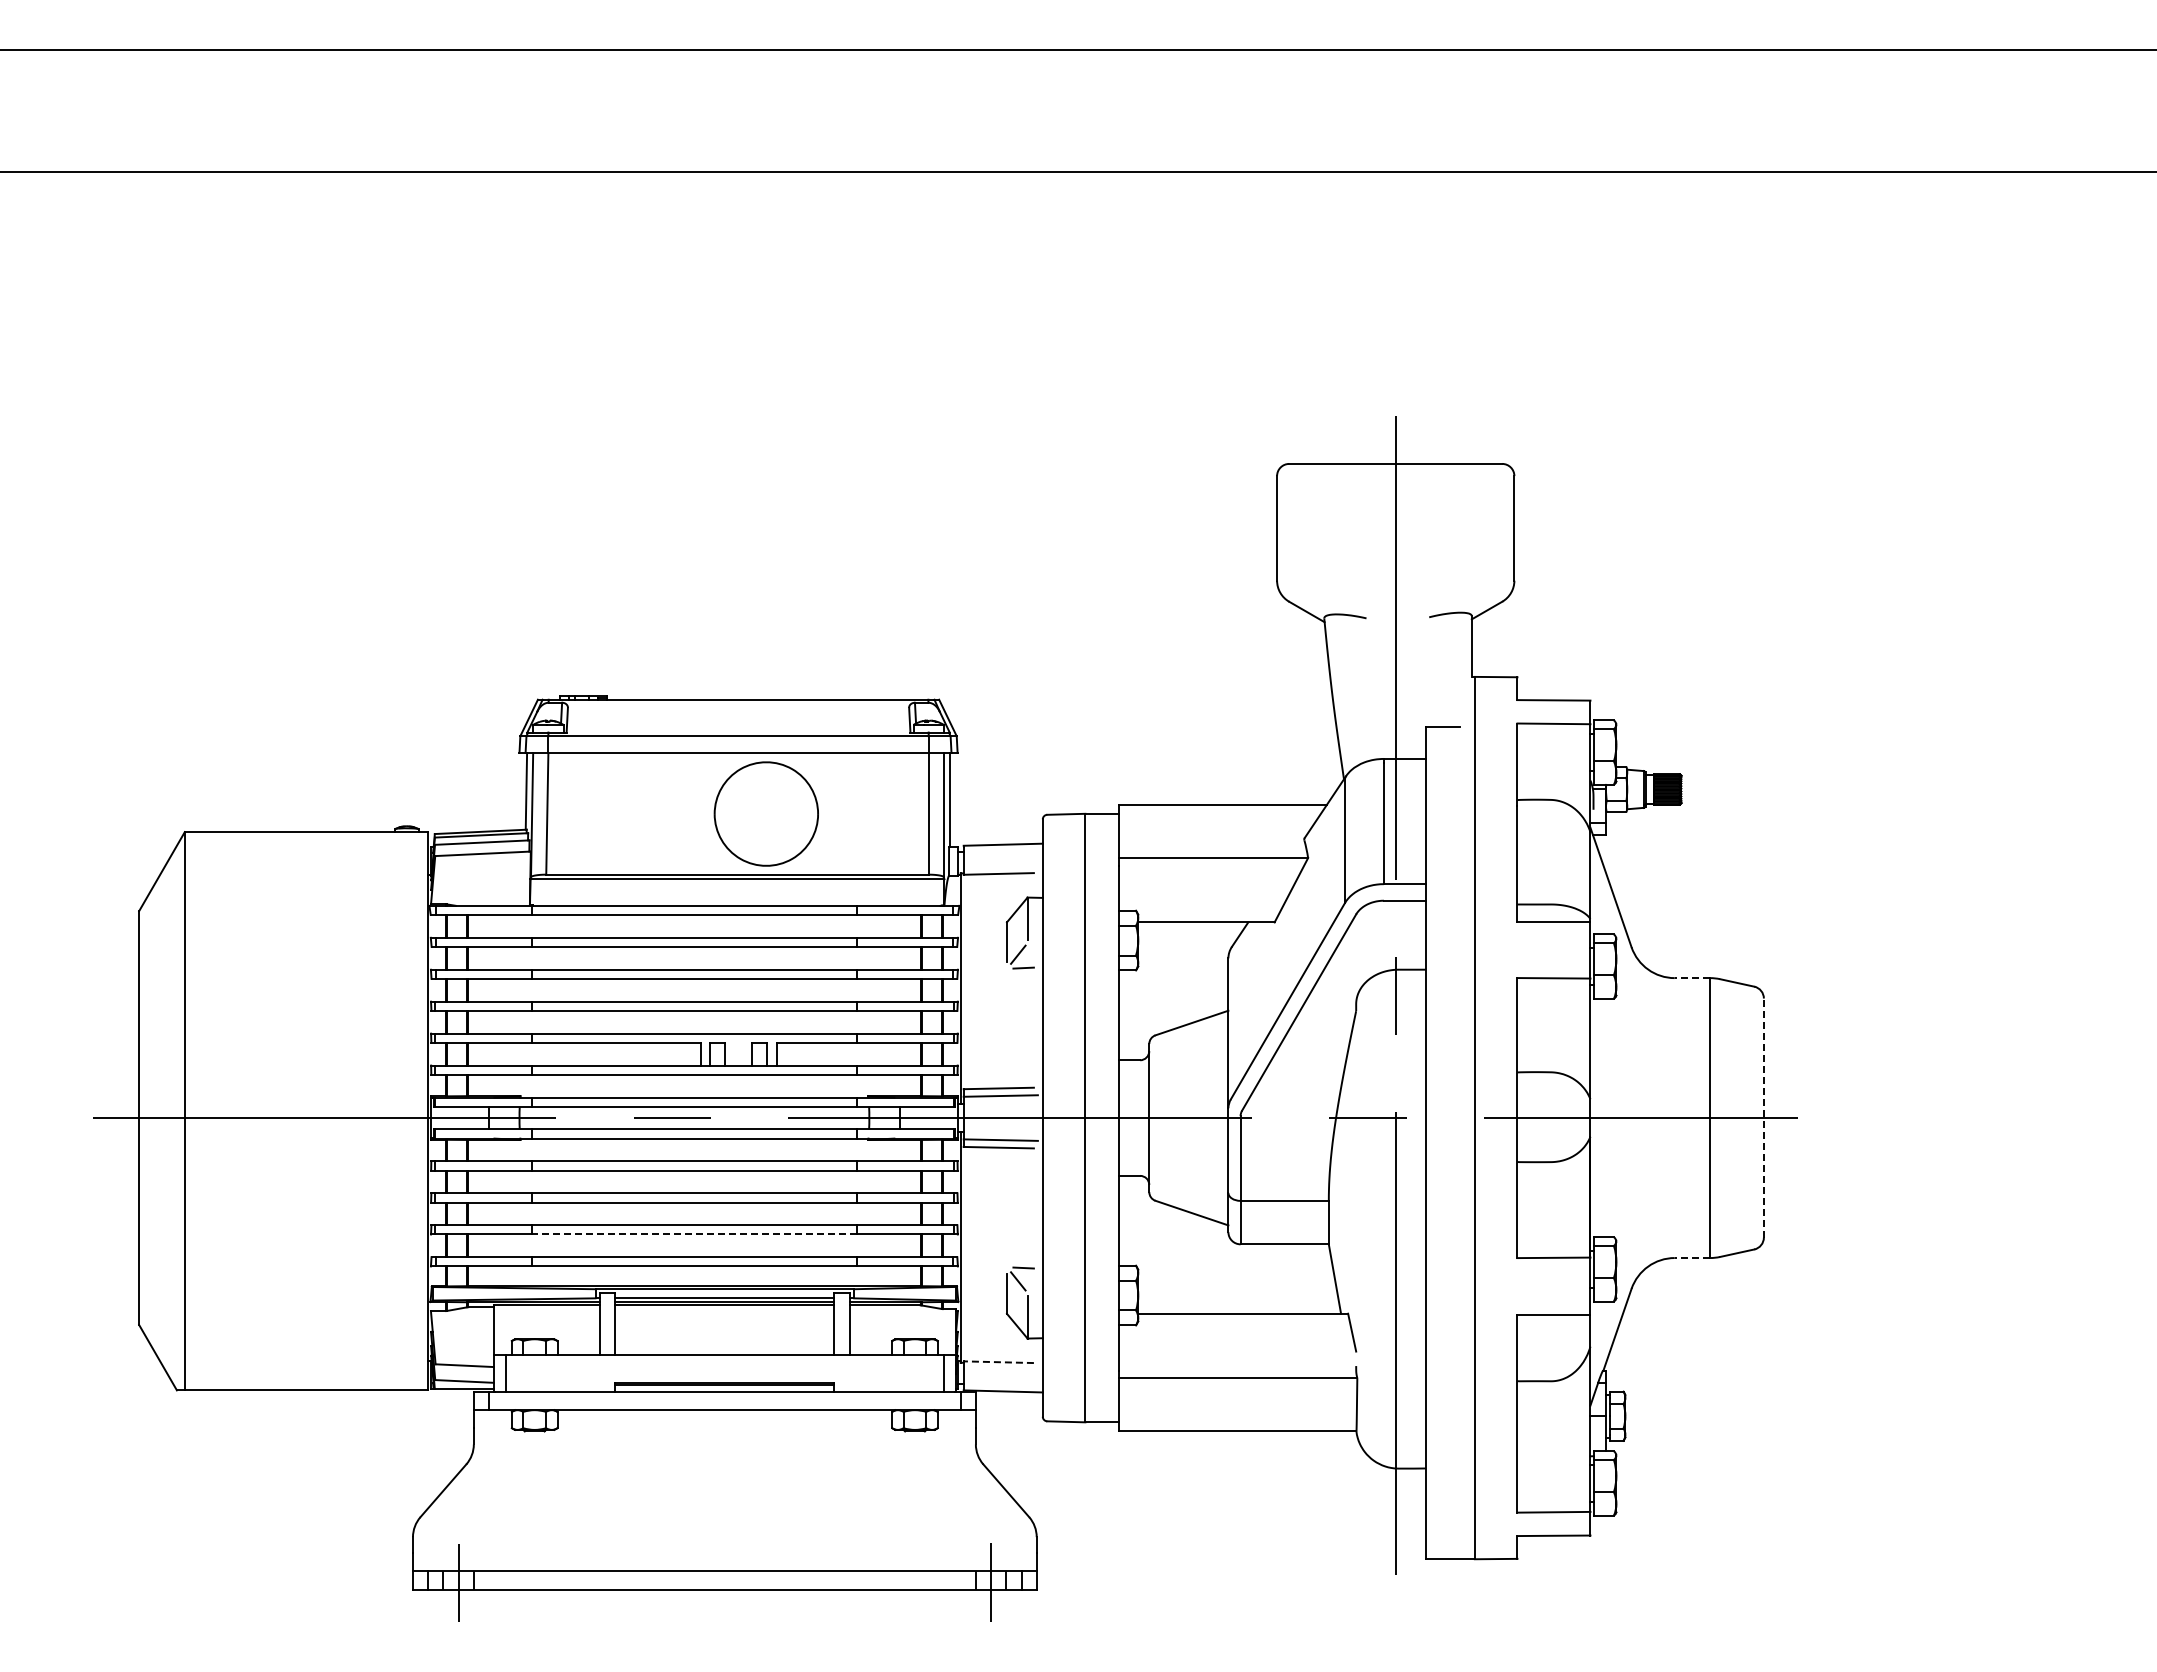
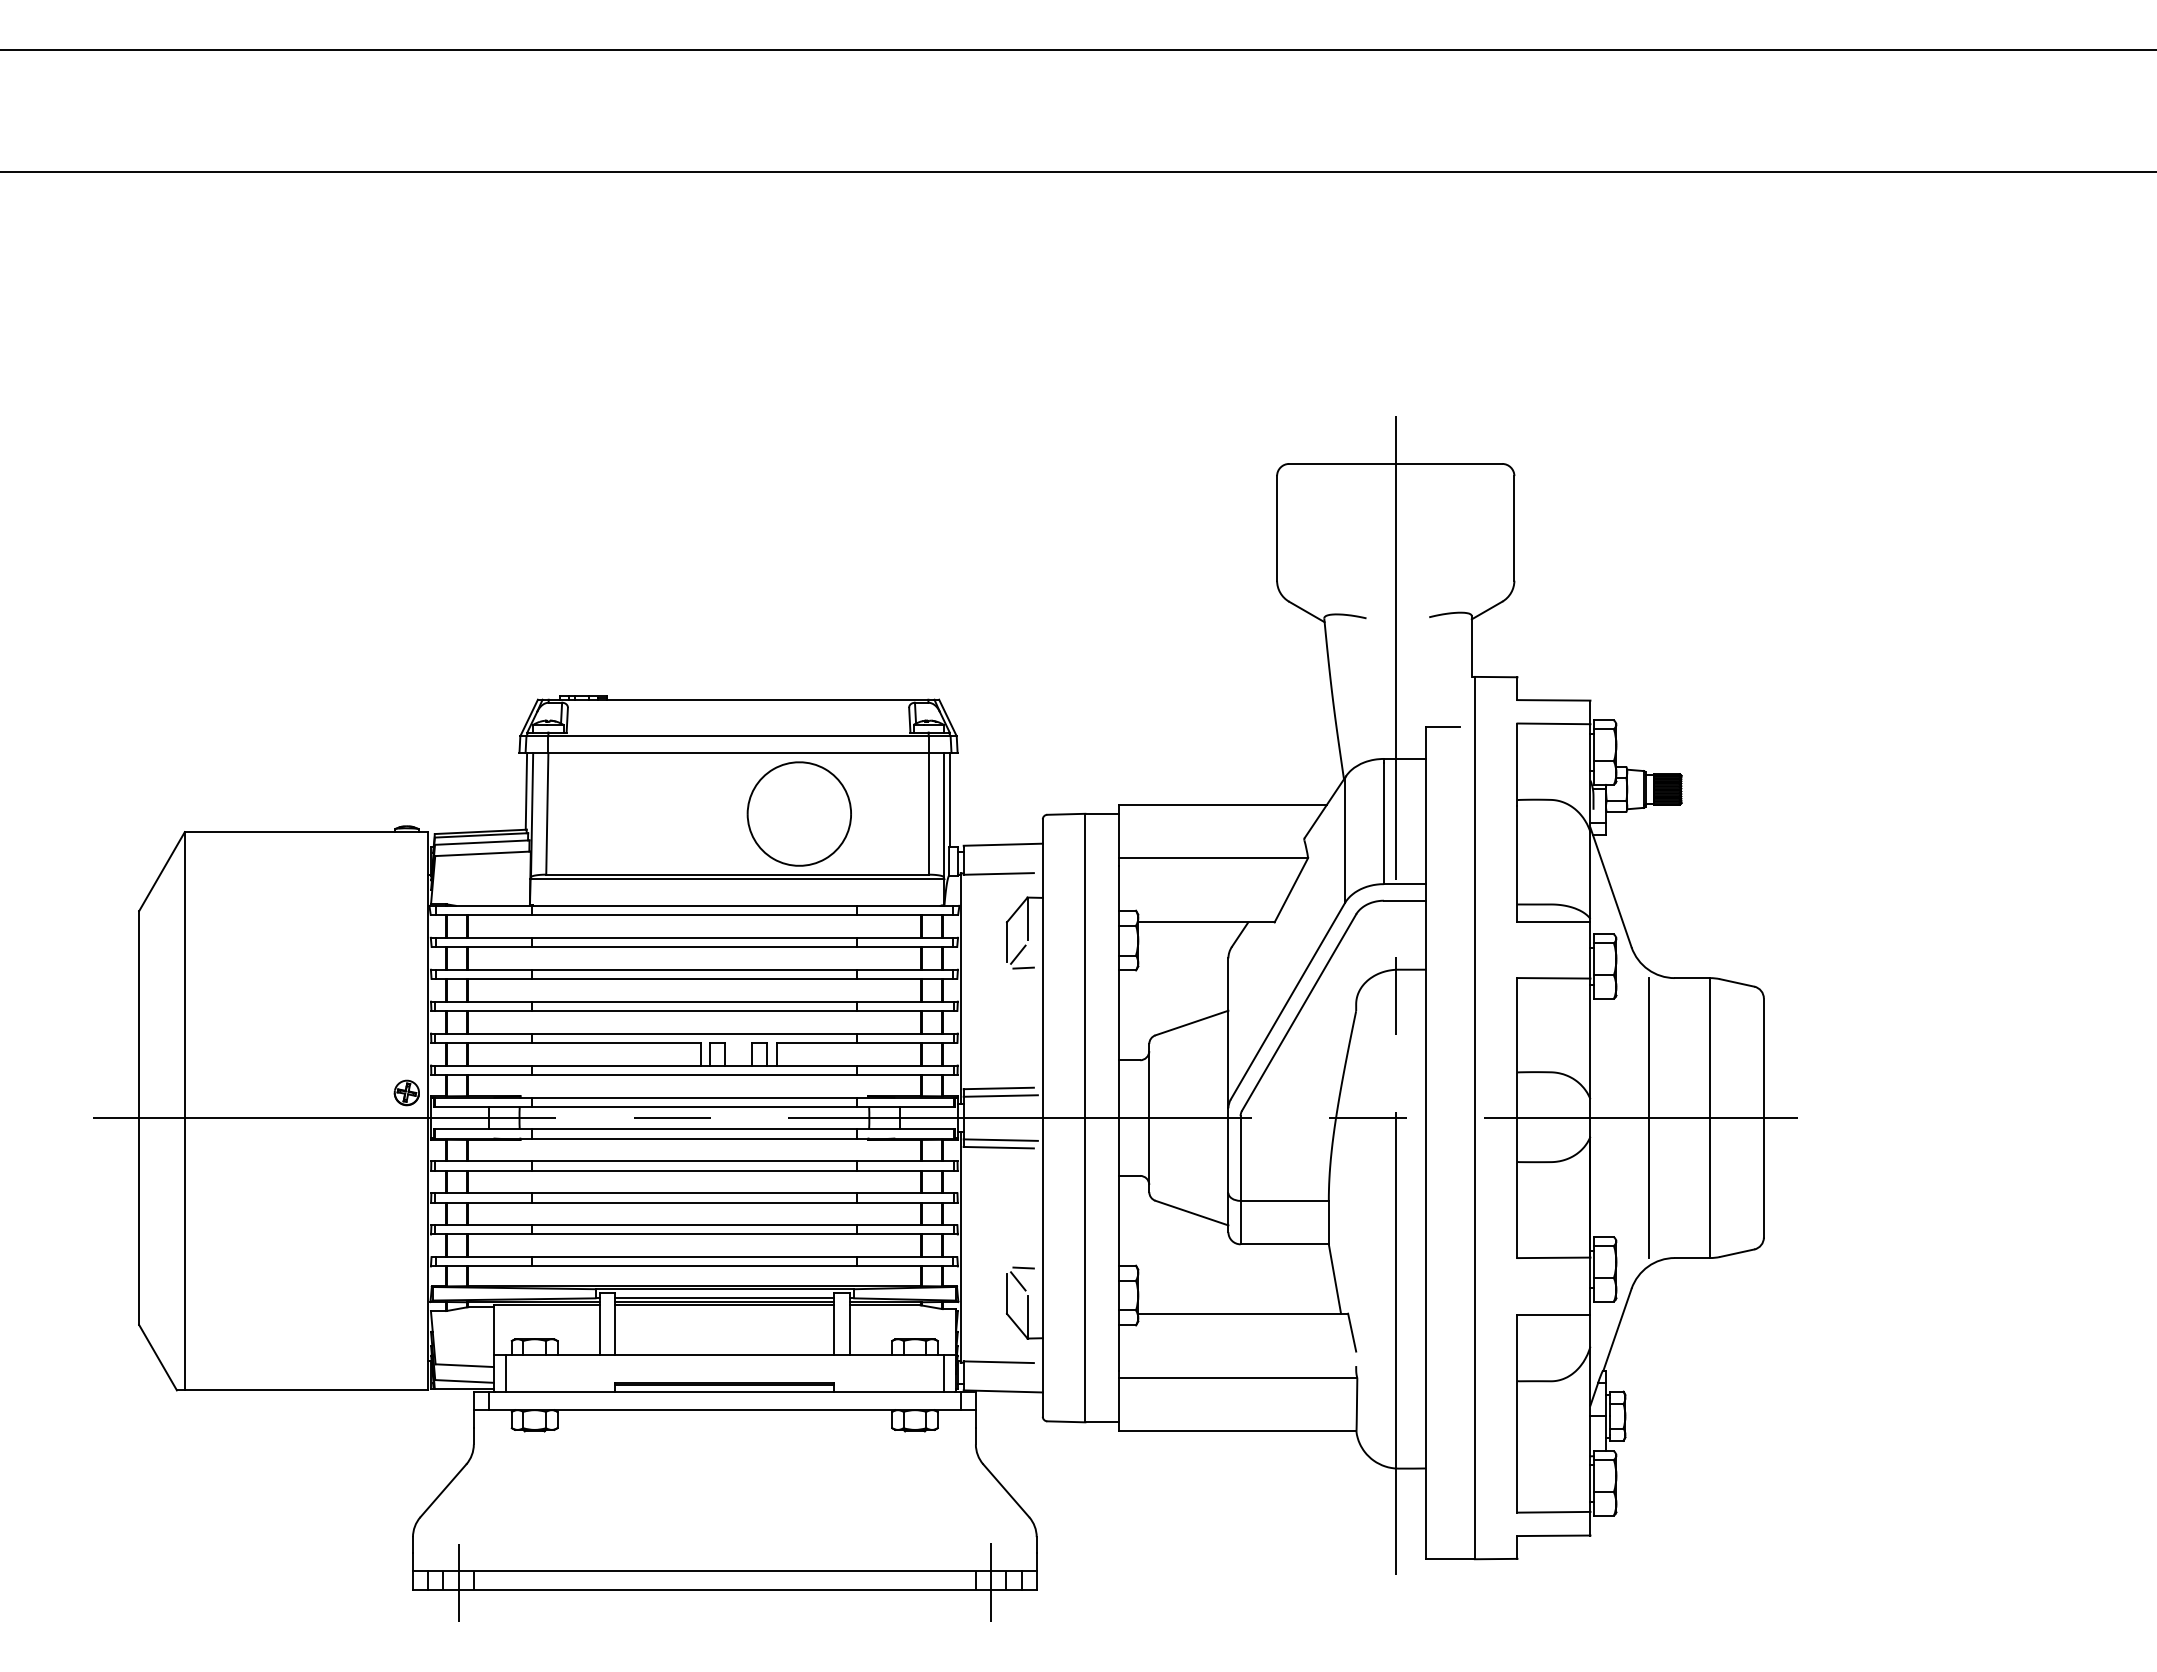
part position: (765, 813) -> (798, 813) (798, 813)
line: dashed -> solid (1692, 978)
part: none -> present (406, 1092)
line: none -> present (1648, 1118)
line: dashed -> solid (1763, 1118)
line: dashed -> solid (694, 1234)
line: dashed -> solid (1692, 1258)
line: dashed -> solid (998, 1362)
